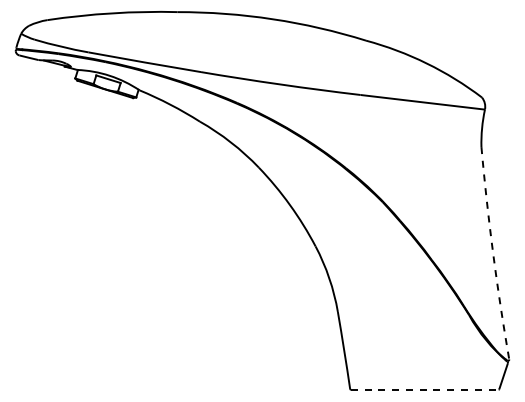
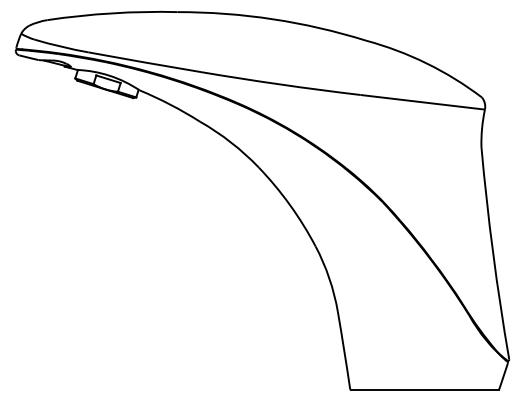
arc: dashed -> solid (493, 253)
line: dashed -> solid (424, 389)
